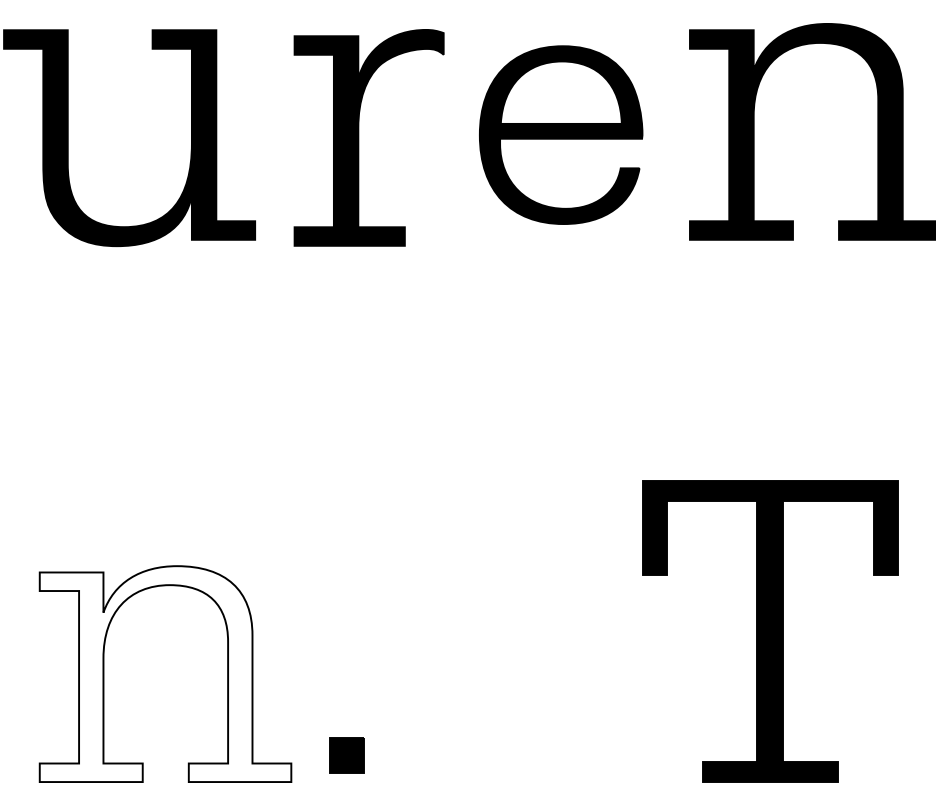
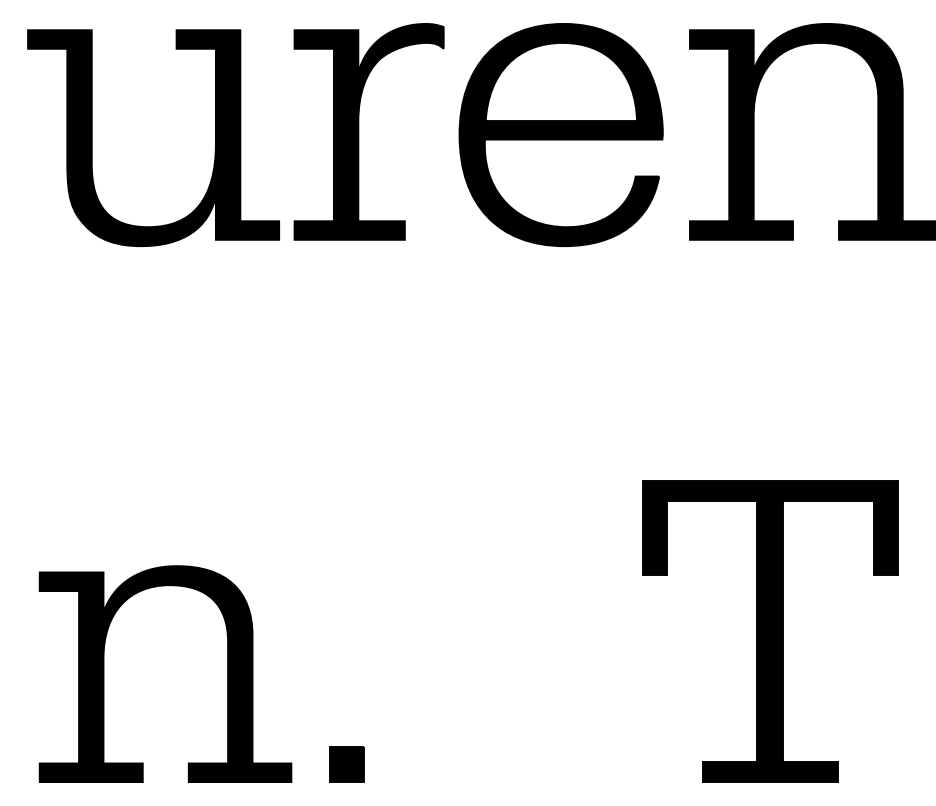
part size: 165x180 px -> 206x225 px (560, 135)
part position: (359, 137) -> (359, 131) (359, 131)
part position: (68, 138) -> (92, 138) (92, 138)
fill: none -> present (165, 674)
part position: (346, 755) -> (346, 764) (346, 764)
